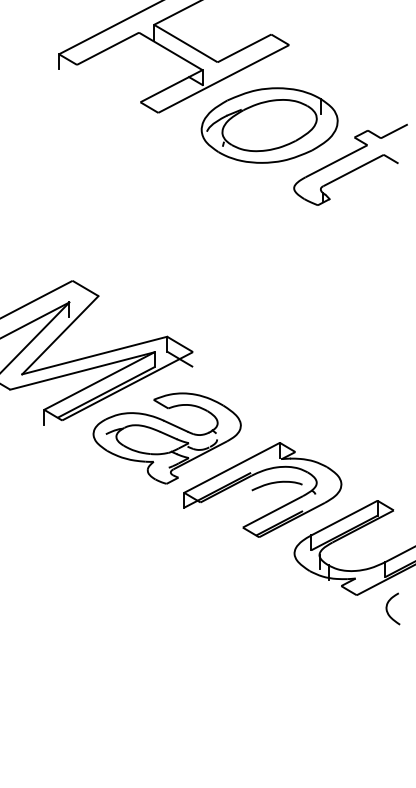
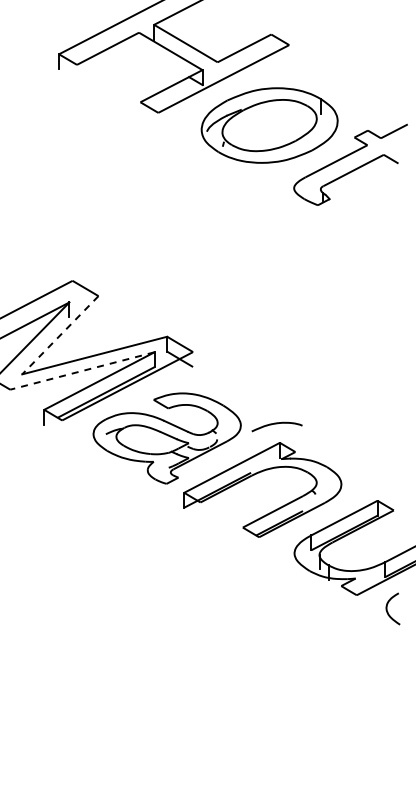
line: solid -> dashed (60, 335)
line: solid -> dashed (82, 370)
curve position: (276, 483) -> (276, 424) (276, 424)
